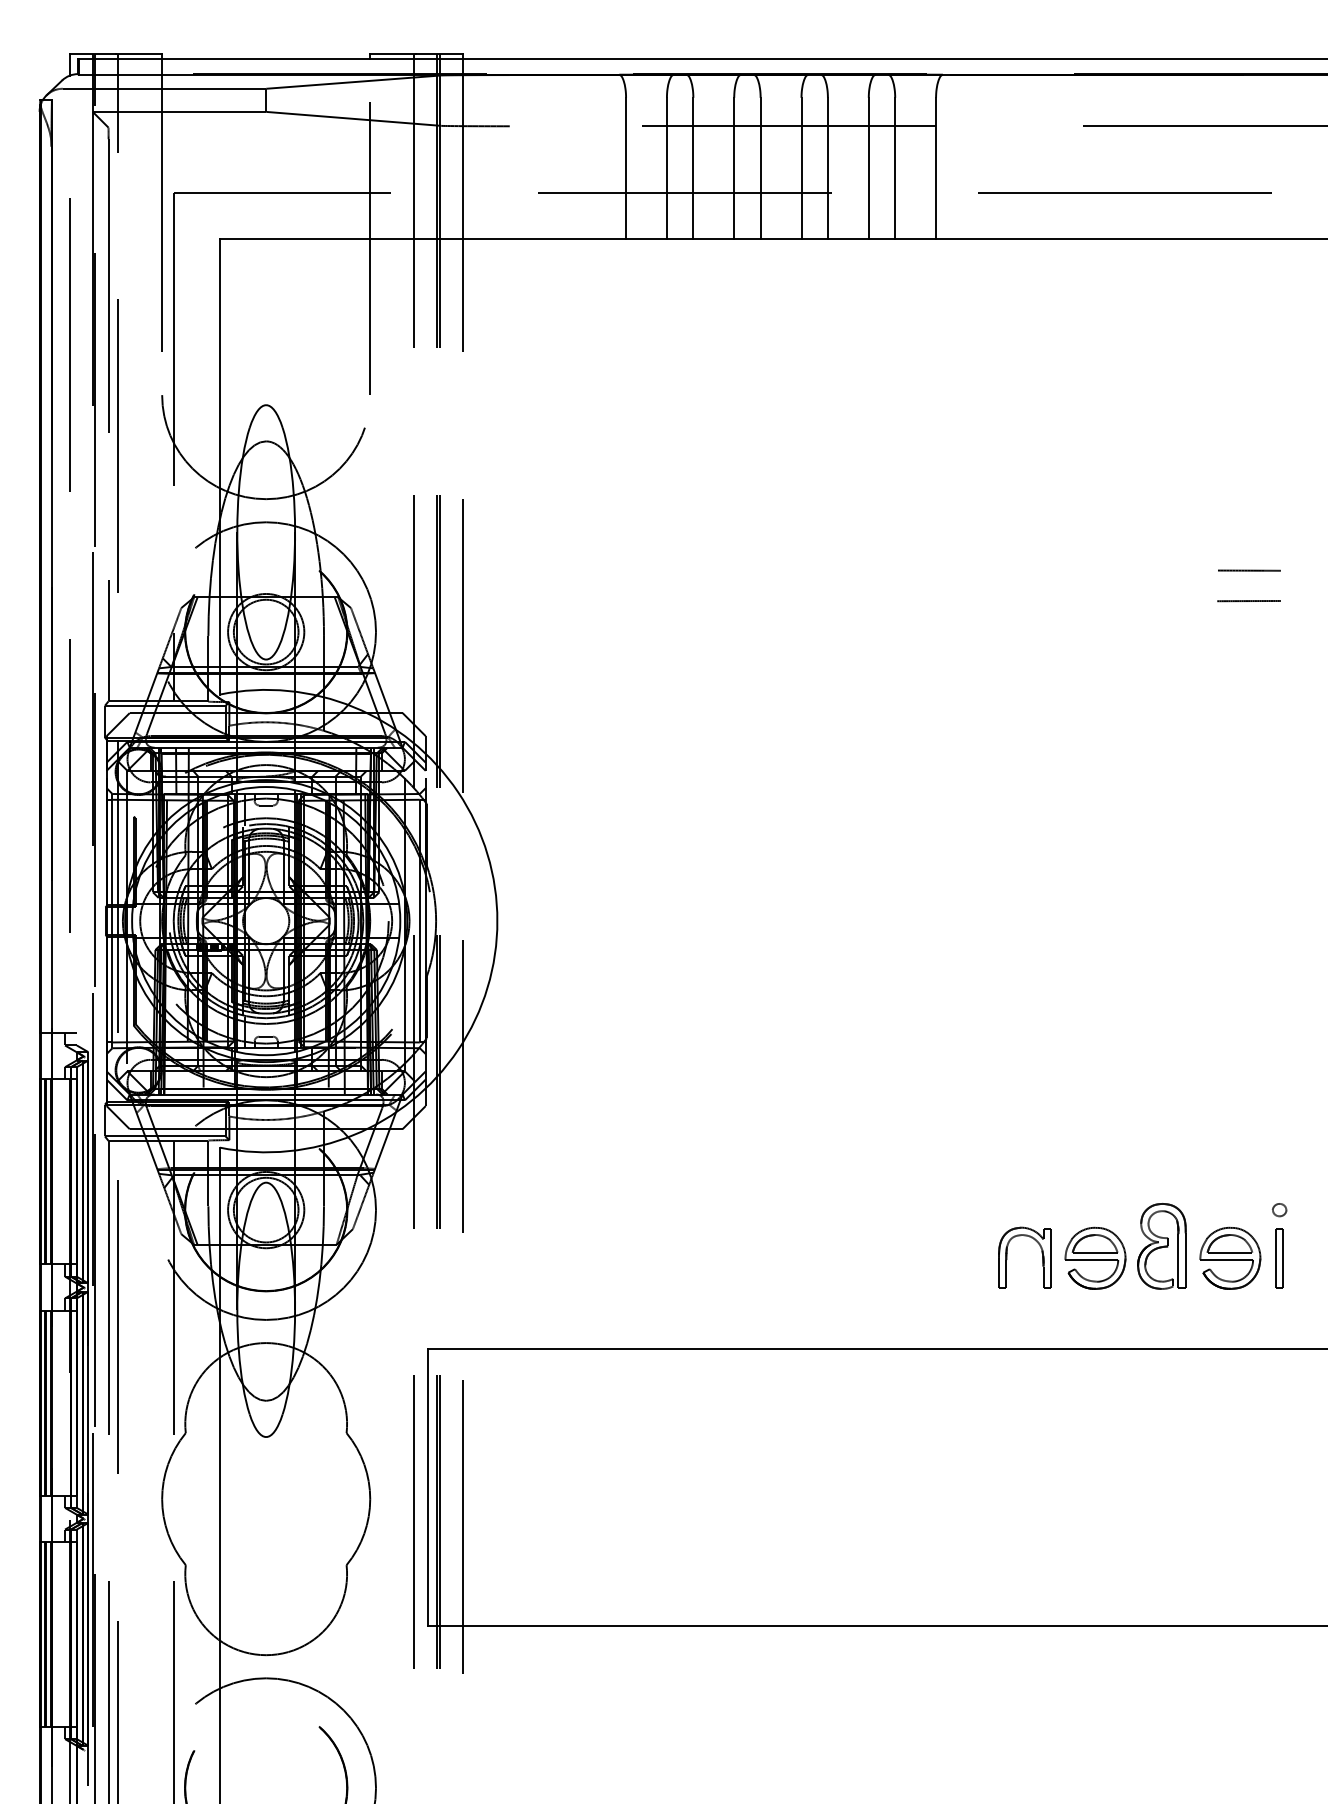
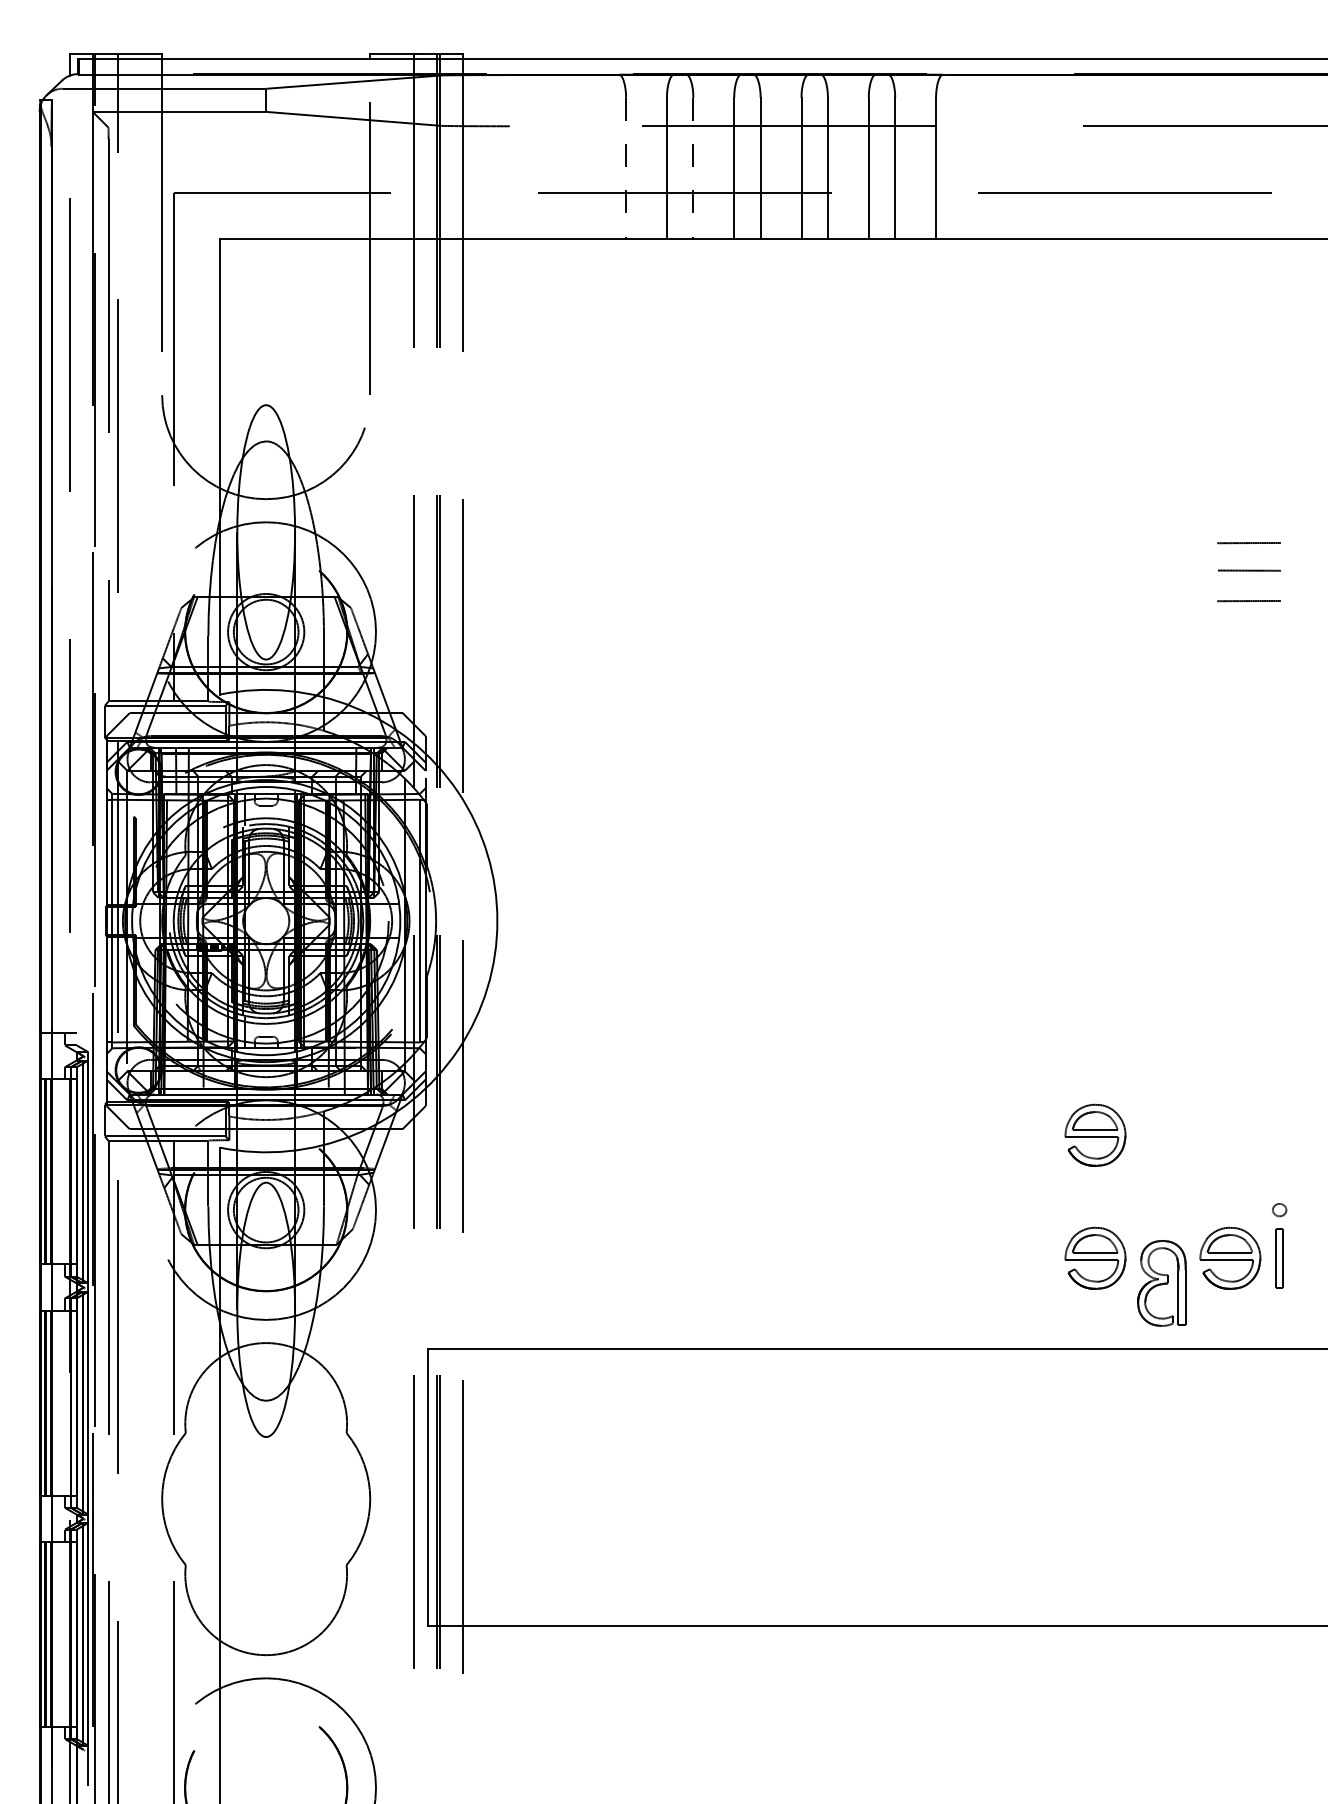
line: solid -> dashed (626, 168)
line: solid -> dashed (693, 168)
line: none -> present (1248, 543)
part: none -> present (1095, 1134)
part position: (1161, 1246) -> (1161, 1283) (1161, 1283)
part: present -> none (1007, 1257)
